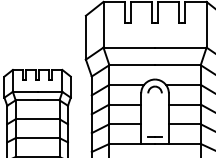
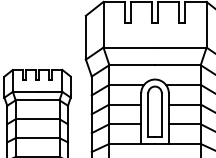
line: none -> present (148, 114)
line: none -> present (161, 114)
